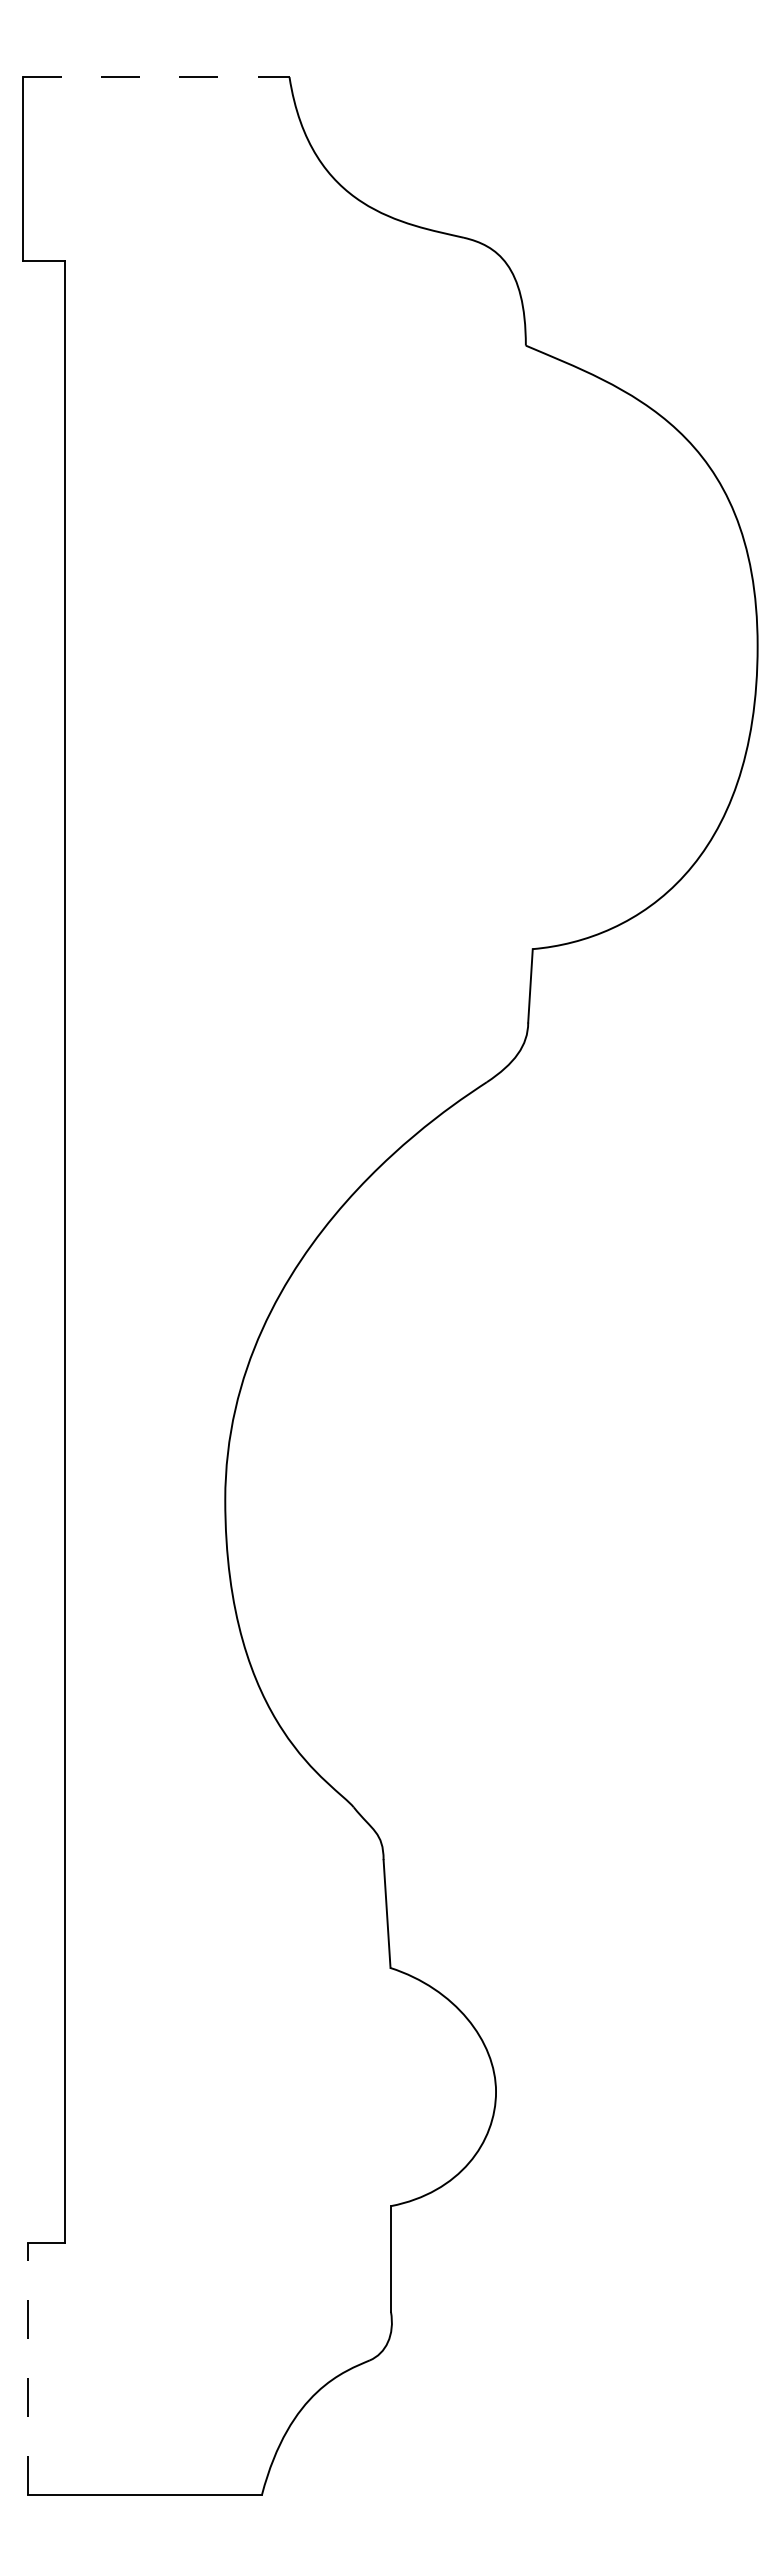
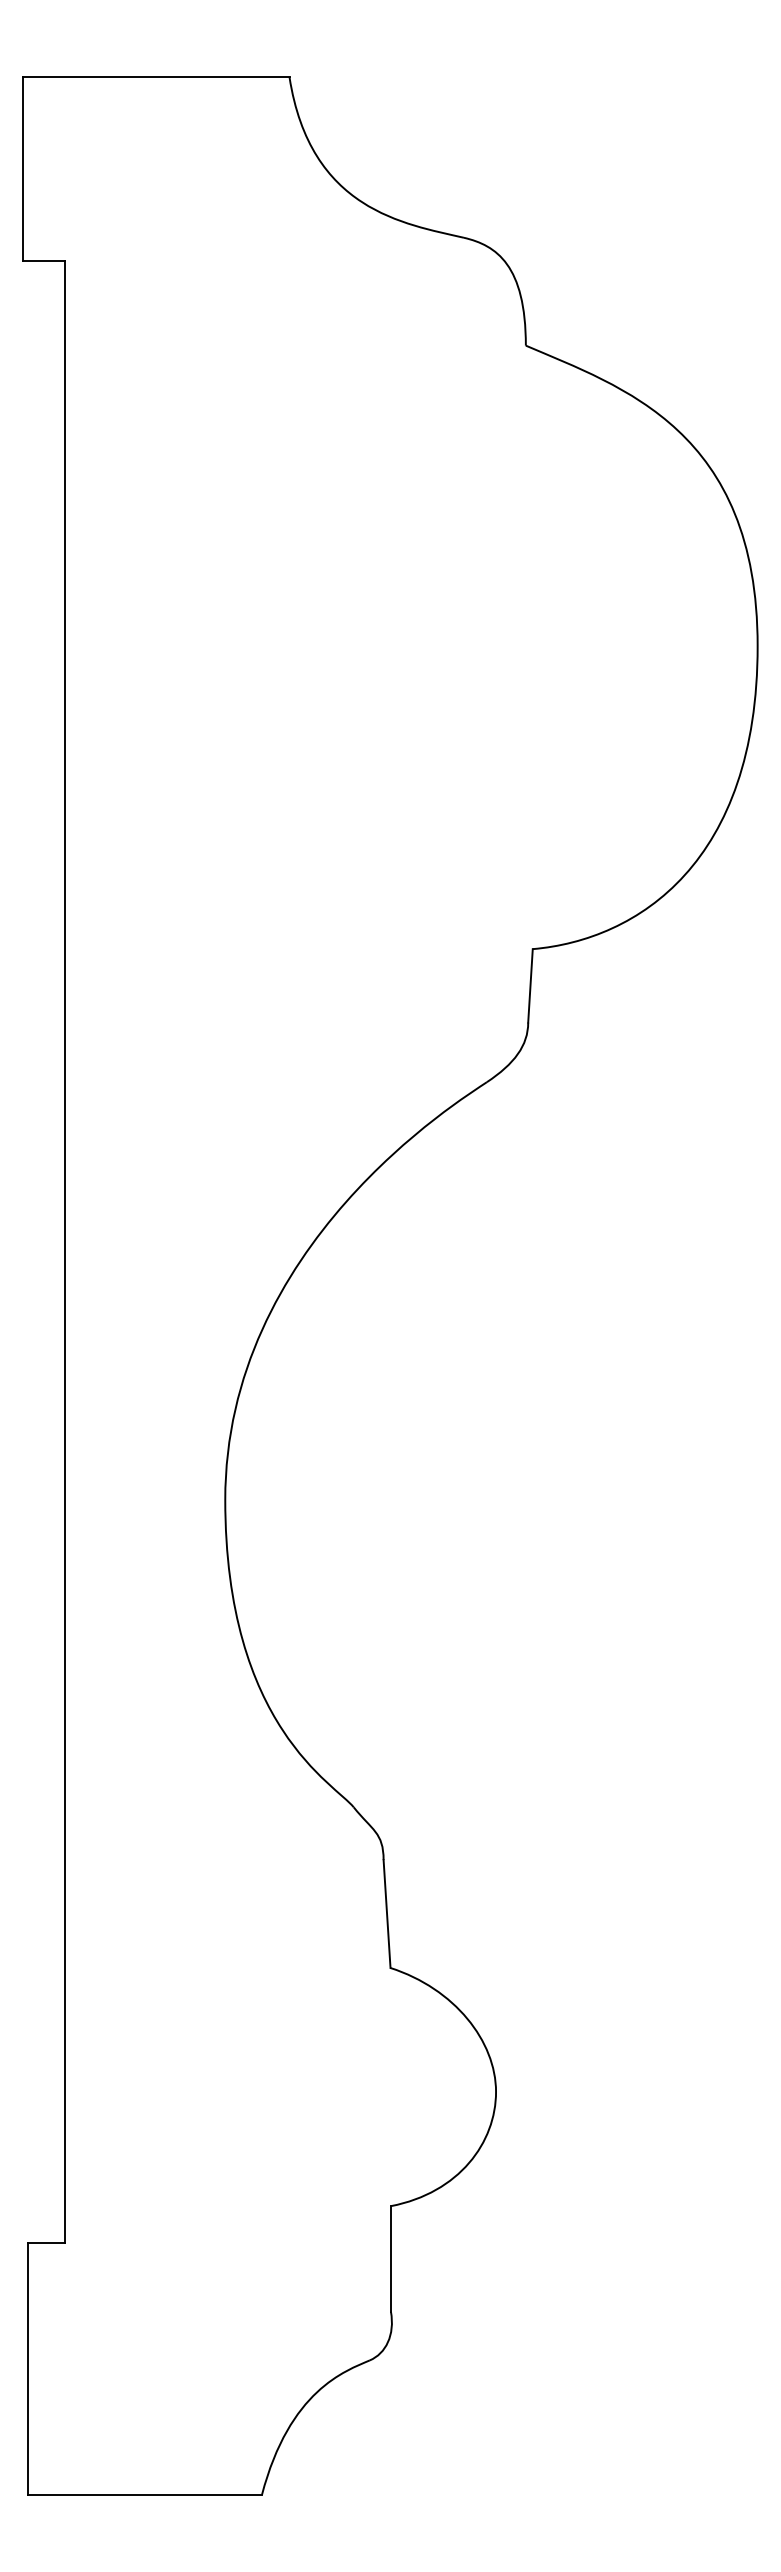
line: dashed -> solid (156, 77)
line: dashed -> solid (27, 2369)
